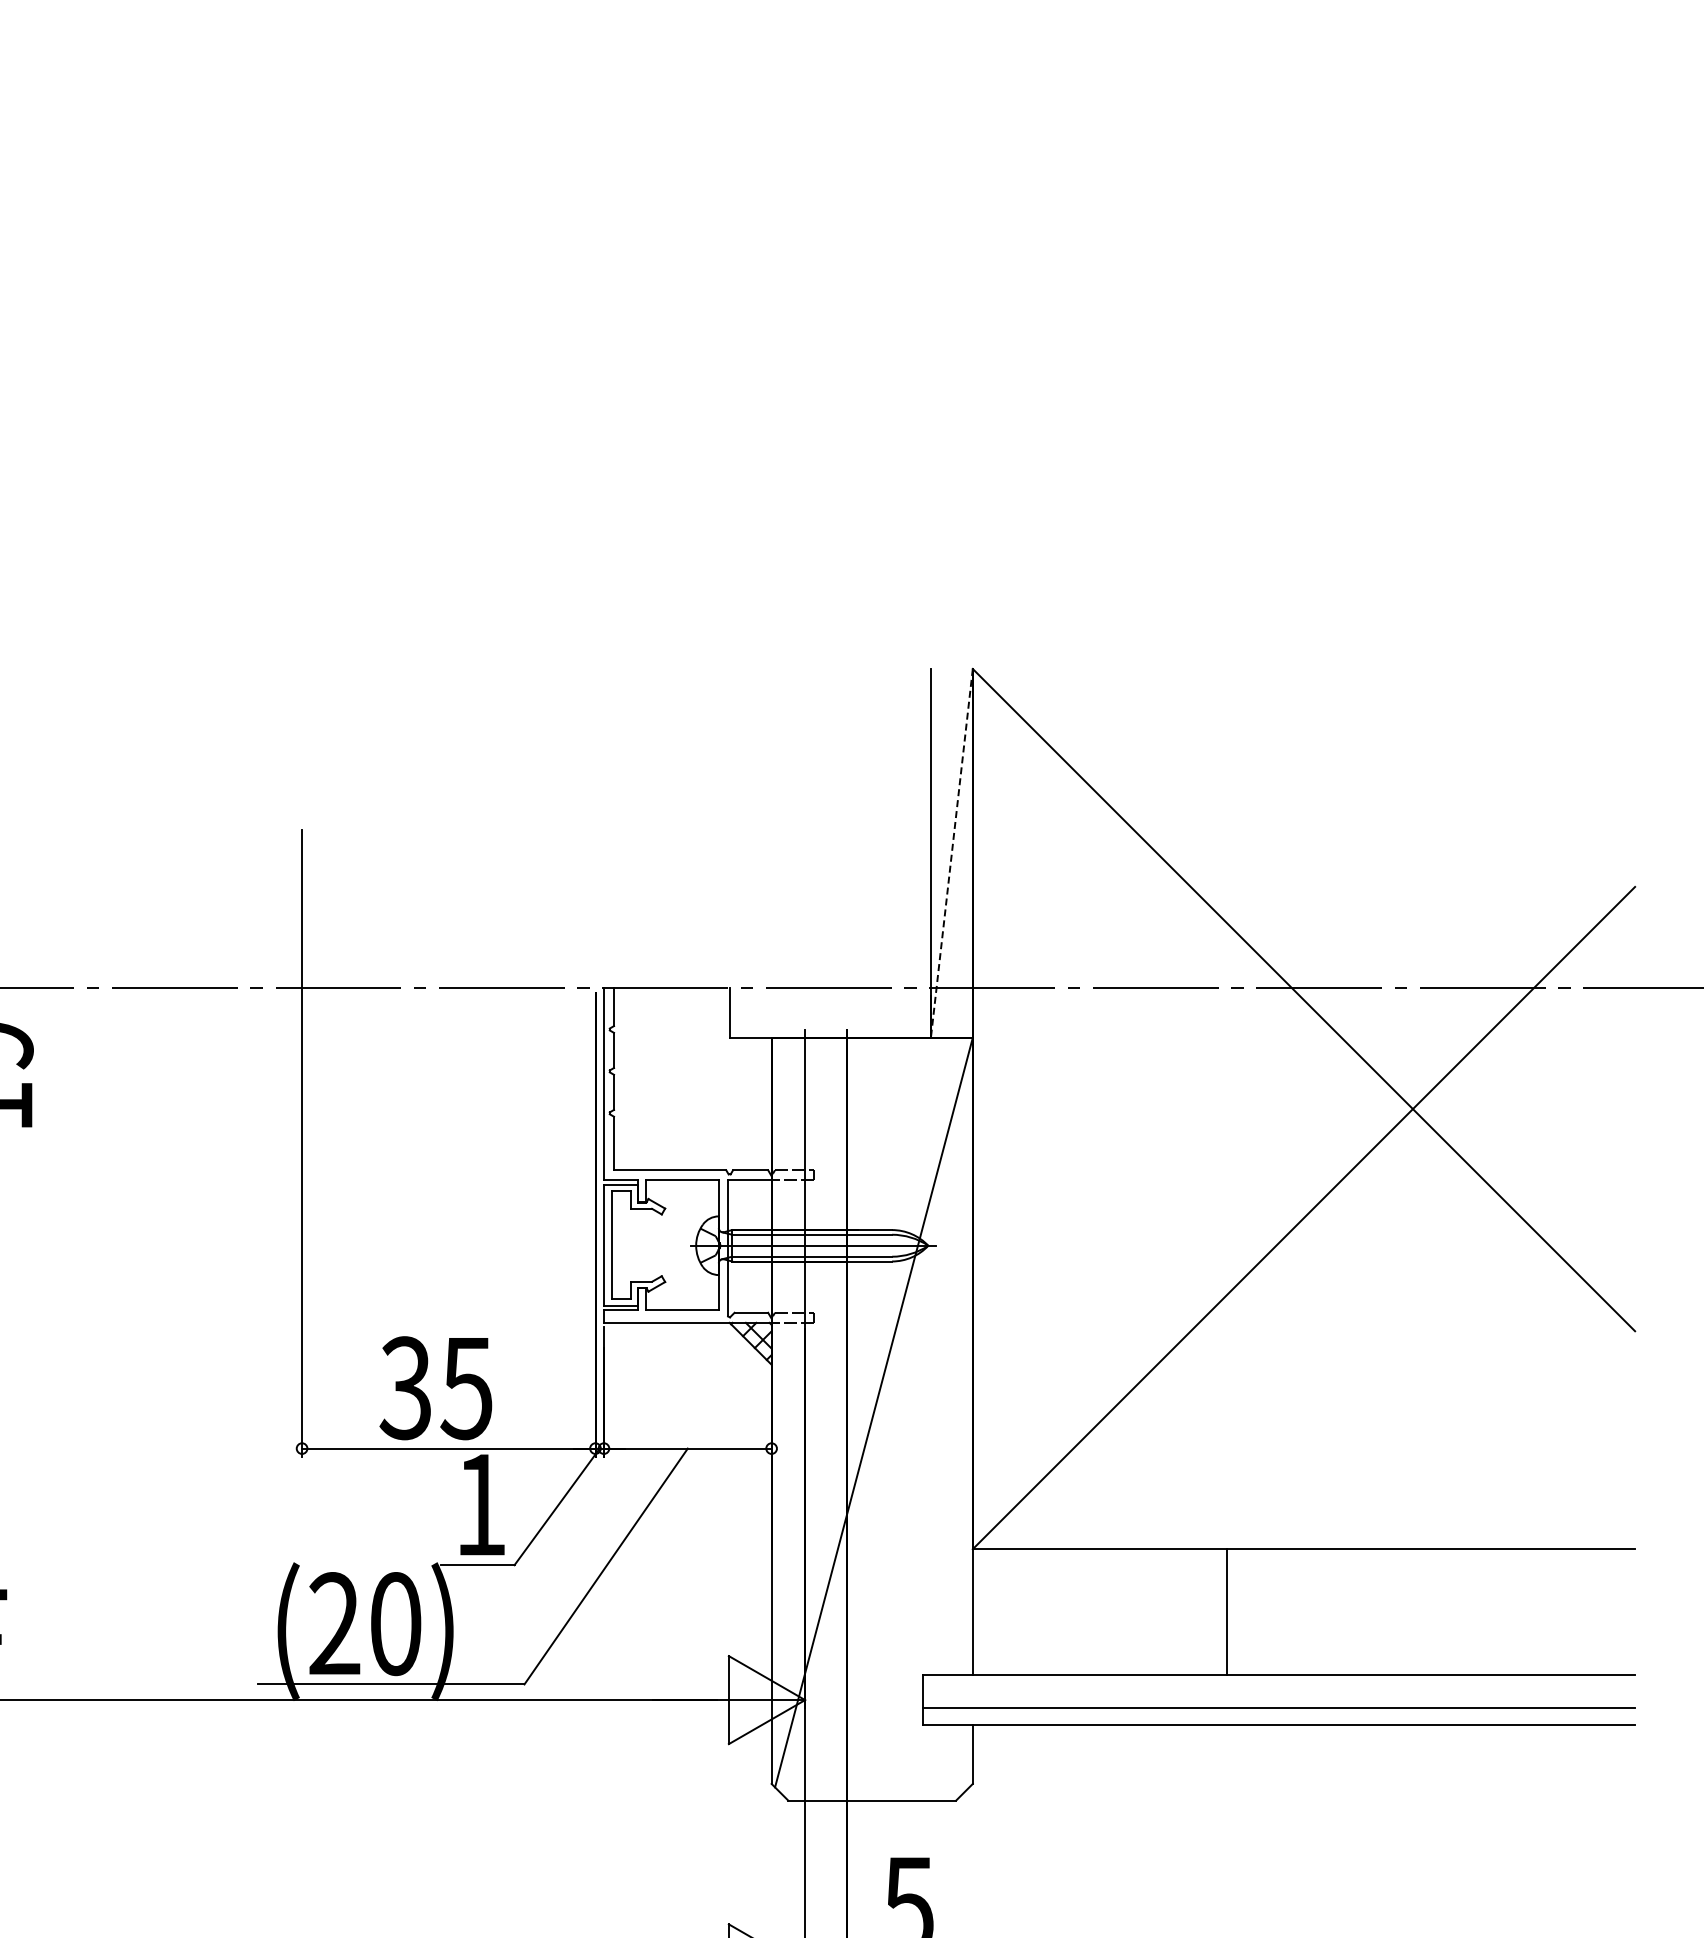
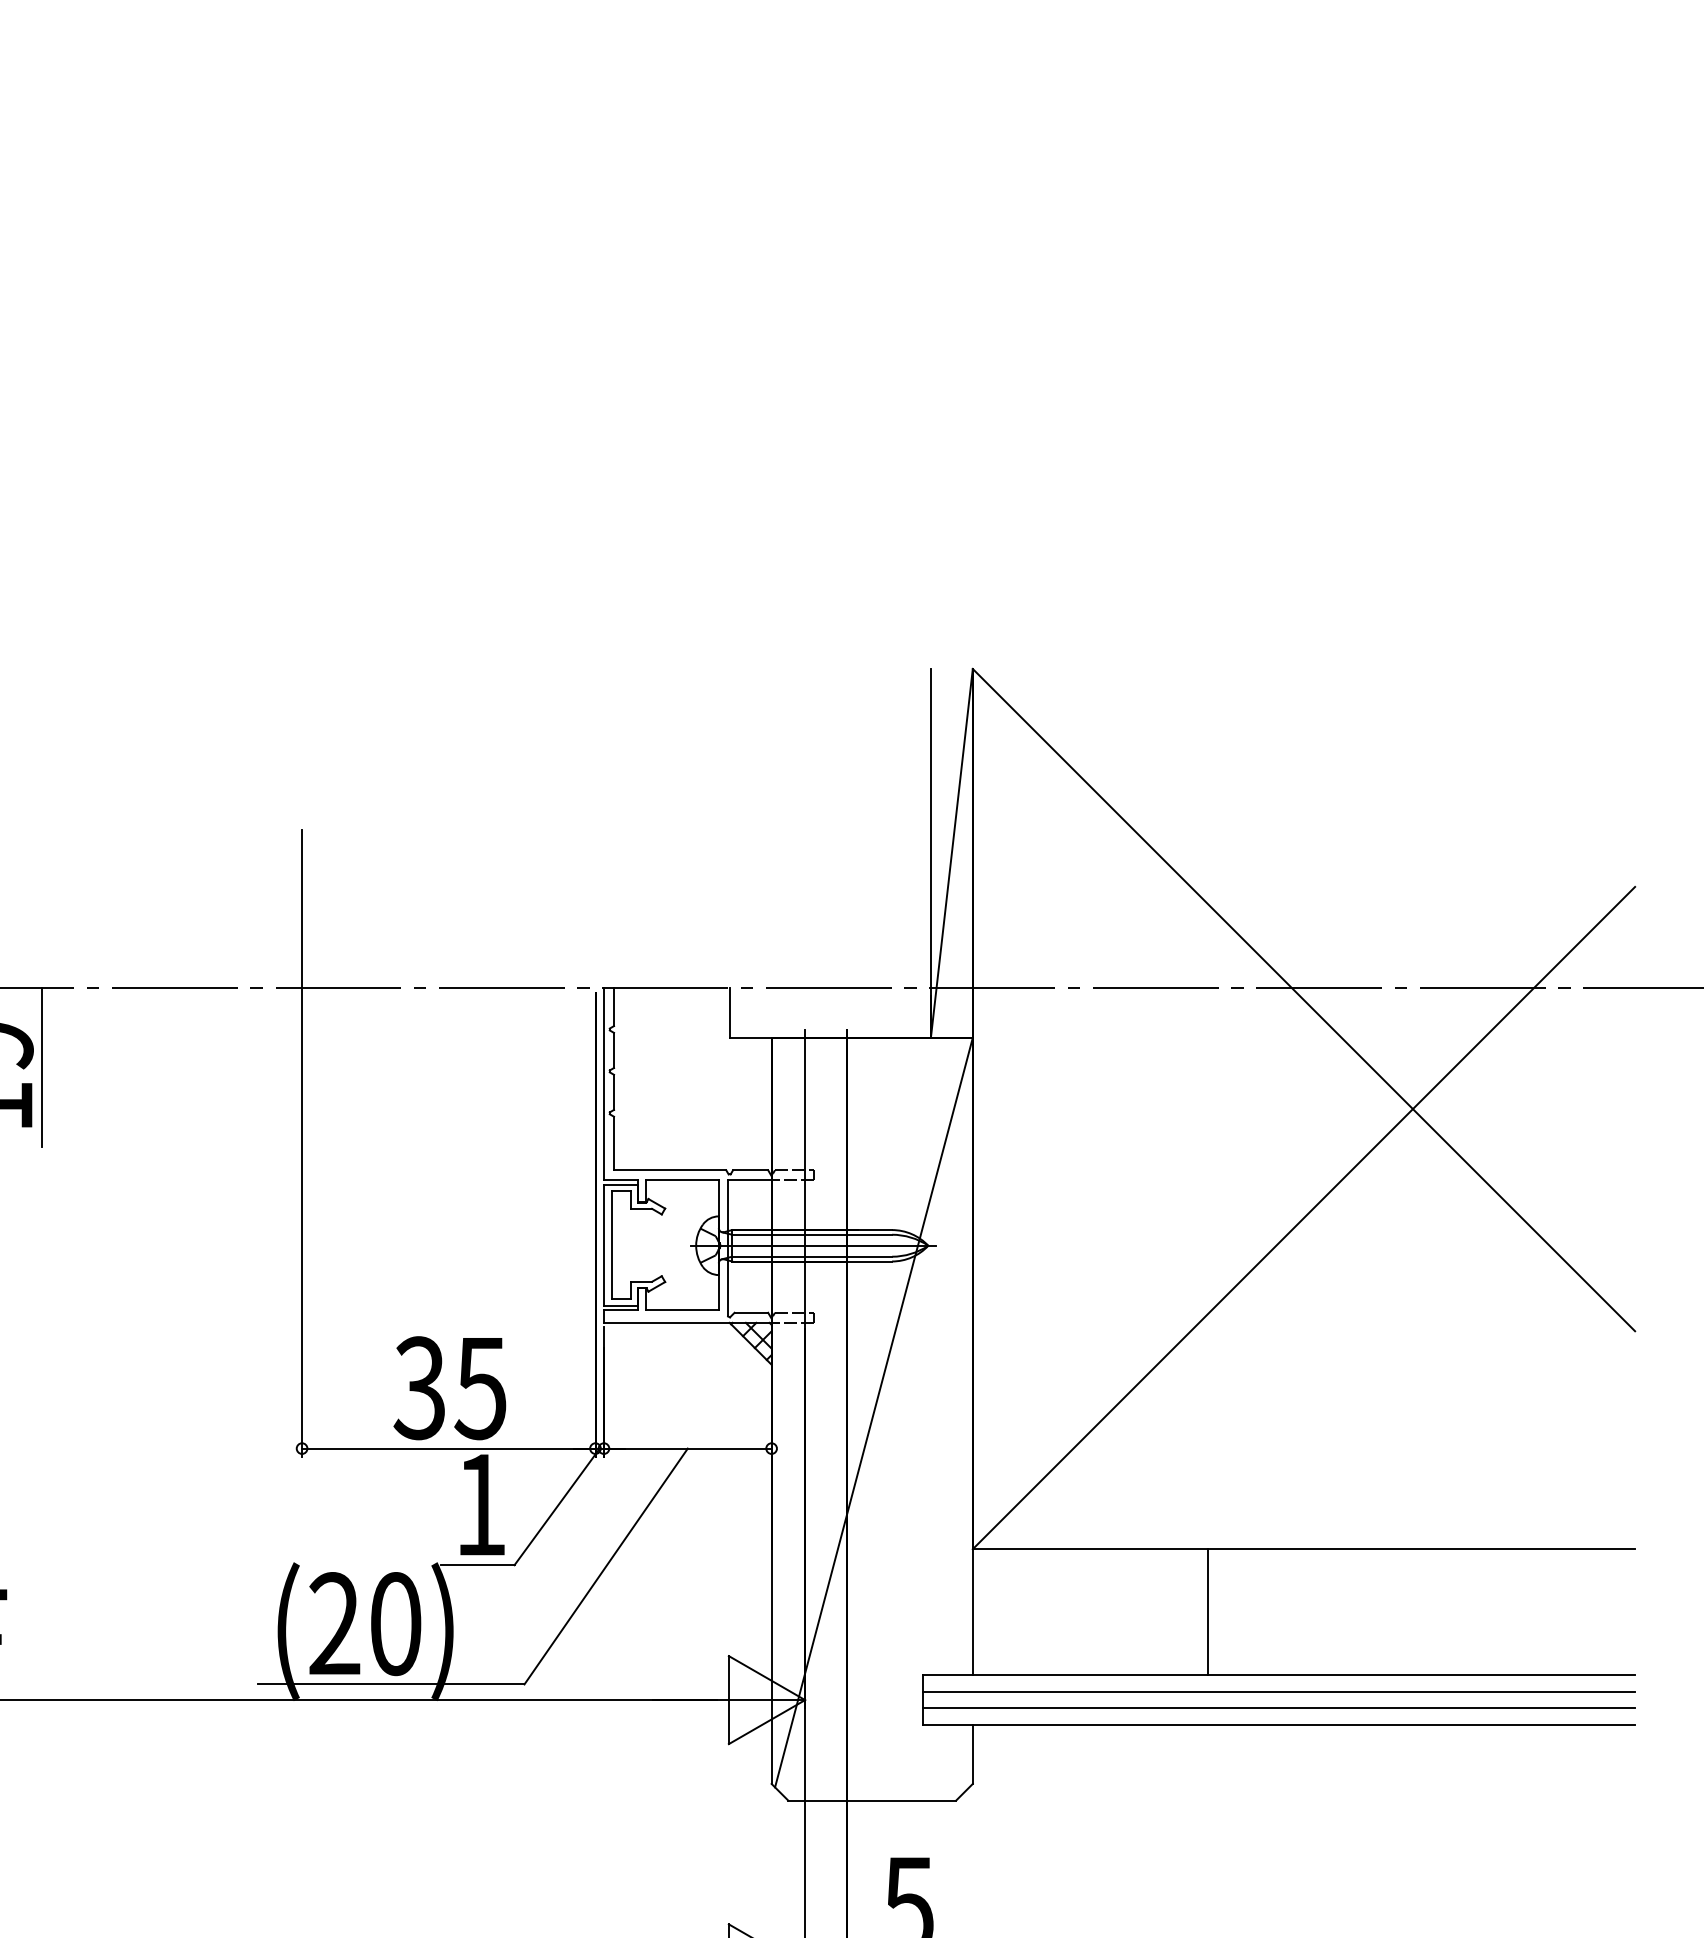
line: dashed -> solid (951, 853)
line: none -> present (42, 1067)
text position: (435, 1388) -> (449, 1388) (449, 1388)
line position: (1226, 1611) -> (1207, 1611) (1207, 1611)
line: none -> present (1278, 1691)
